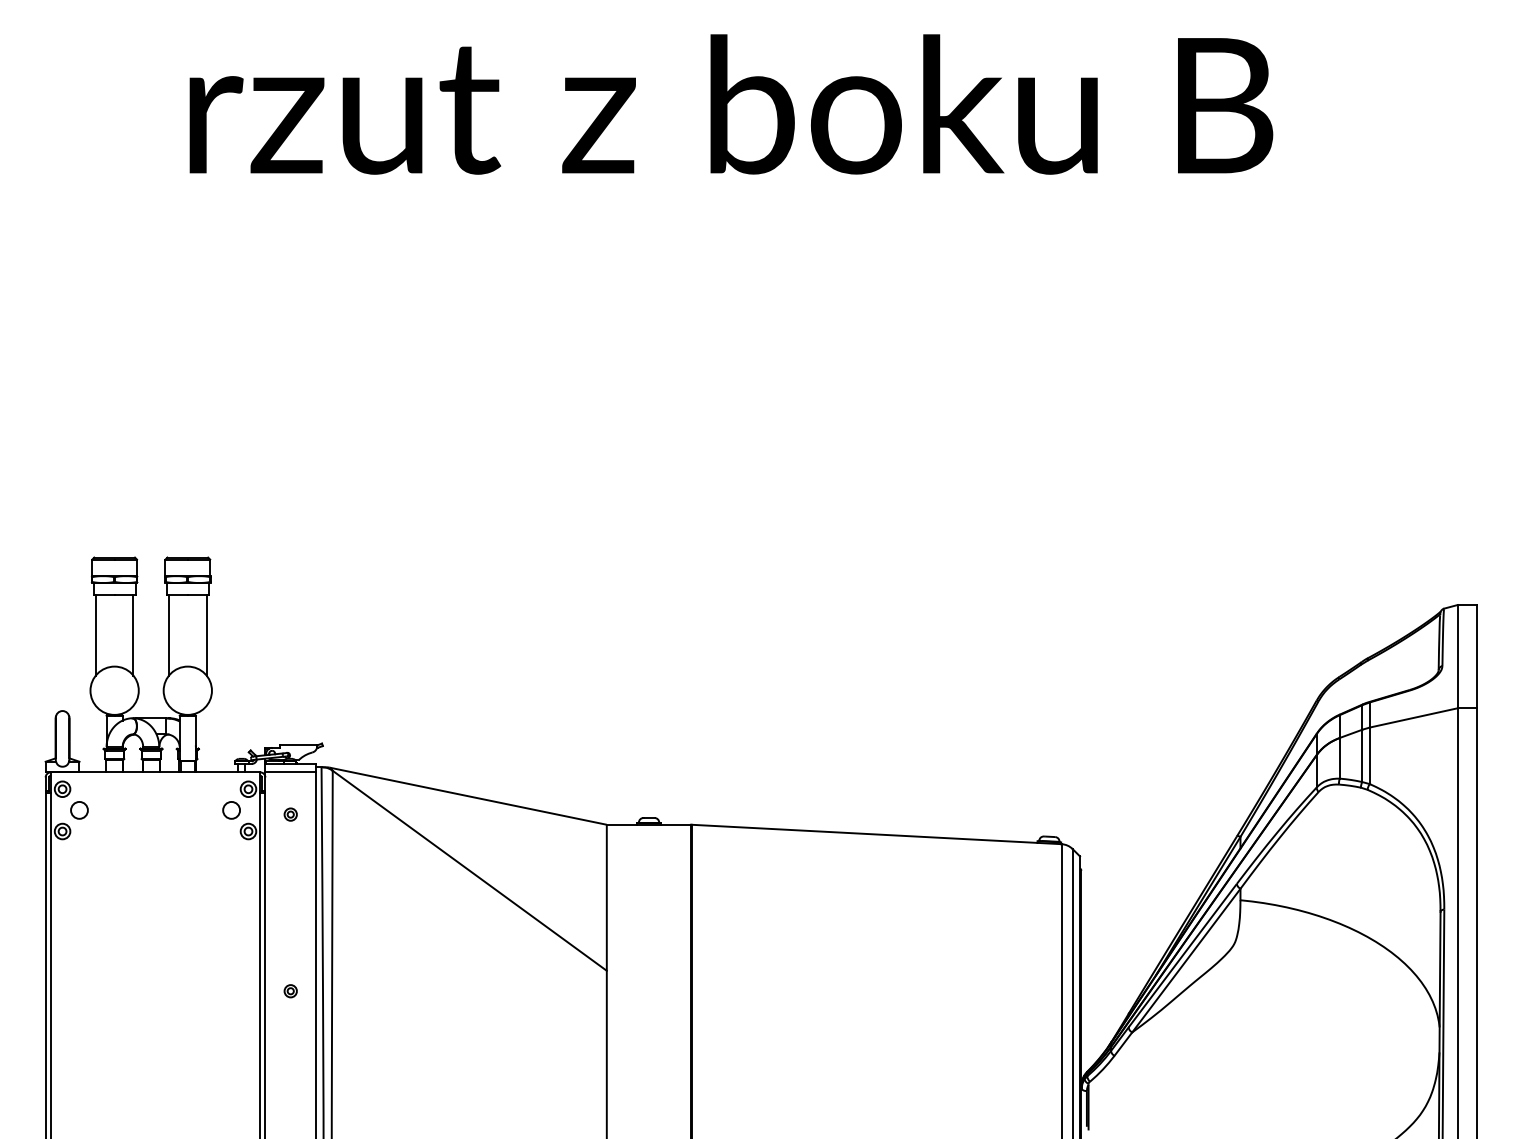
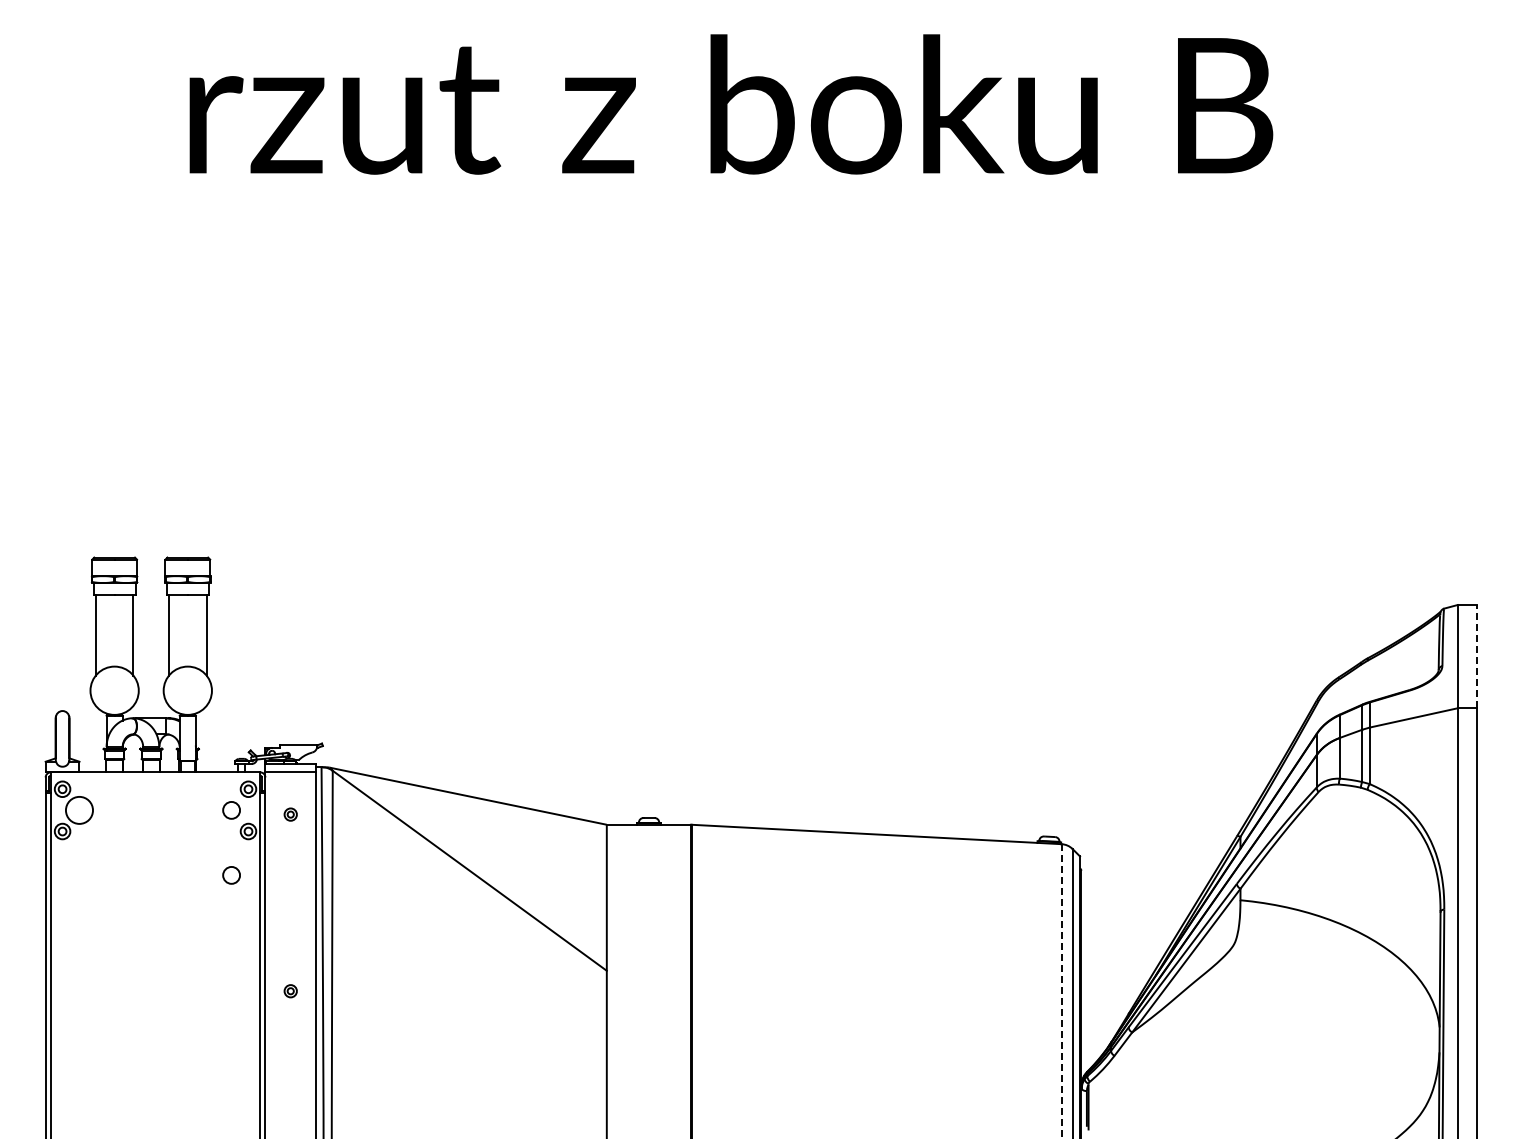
line: solid -> dashed (1477, 656)
circle diameter: 17 px -> 27 px (79, 809)
circle: none -> present (231, 875)
line: solid -> dashed (1061, 992)
